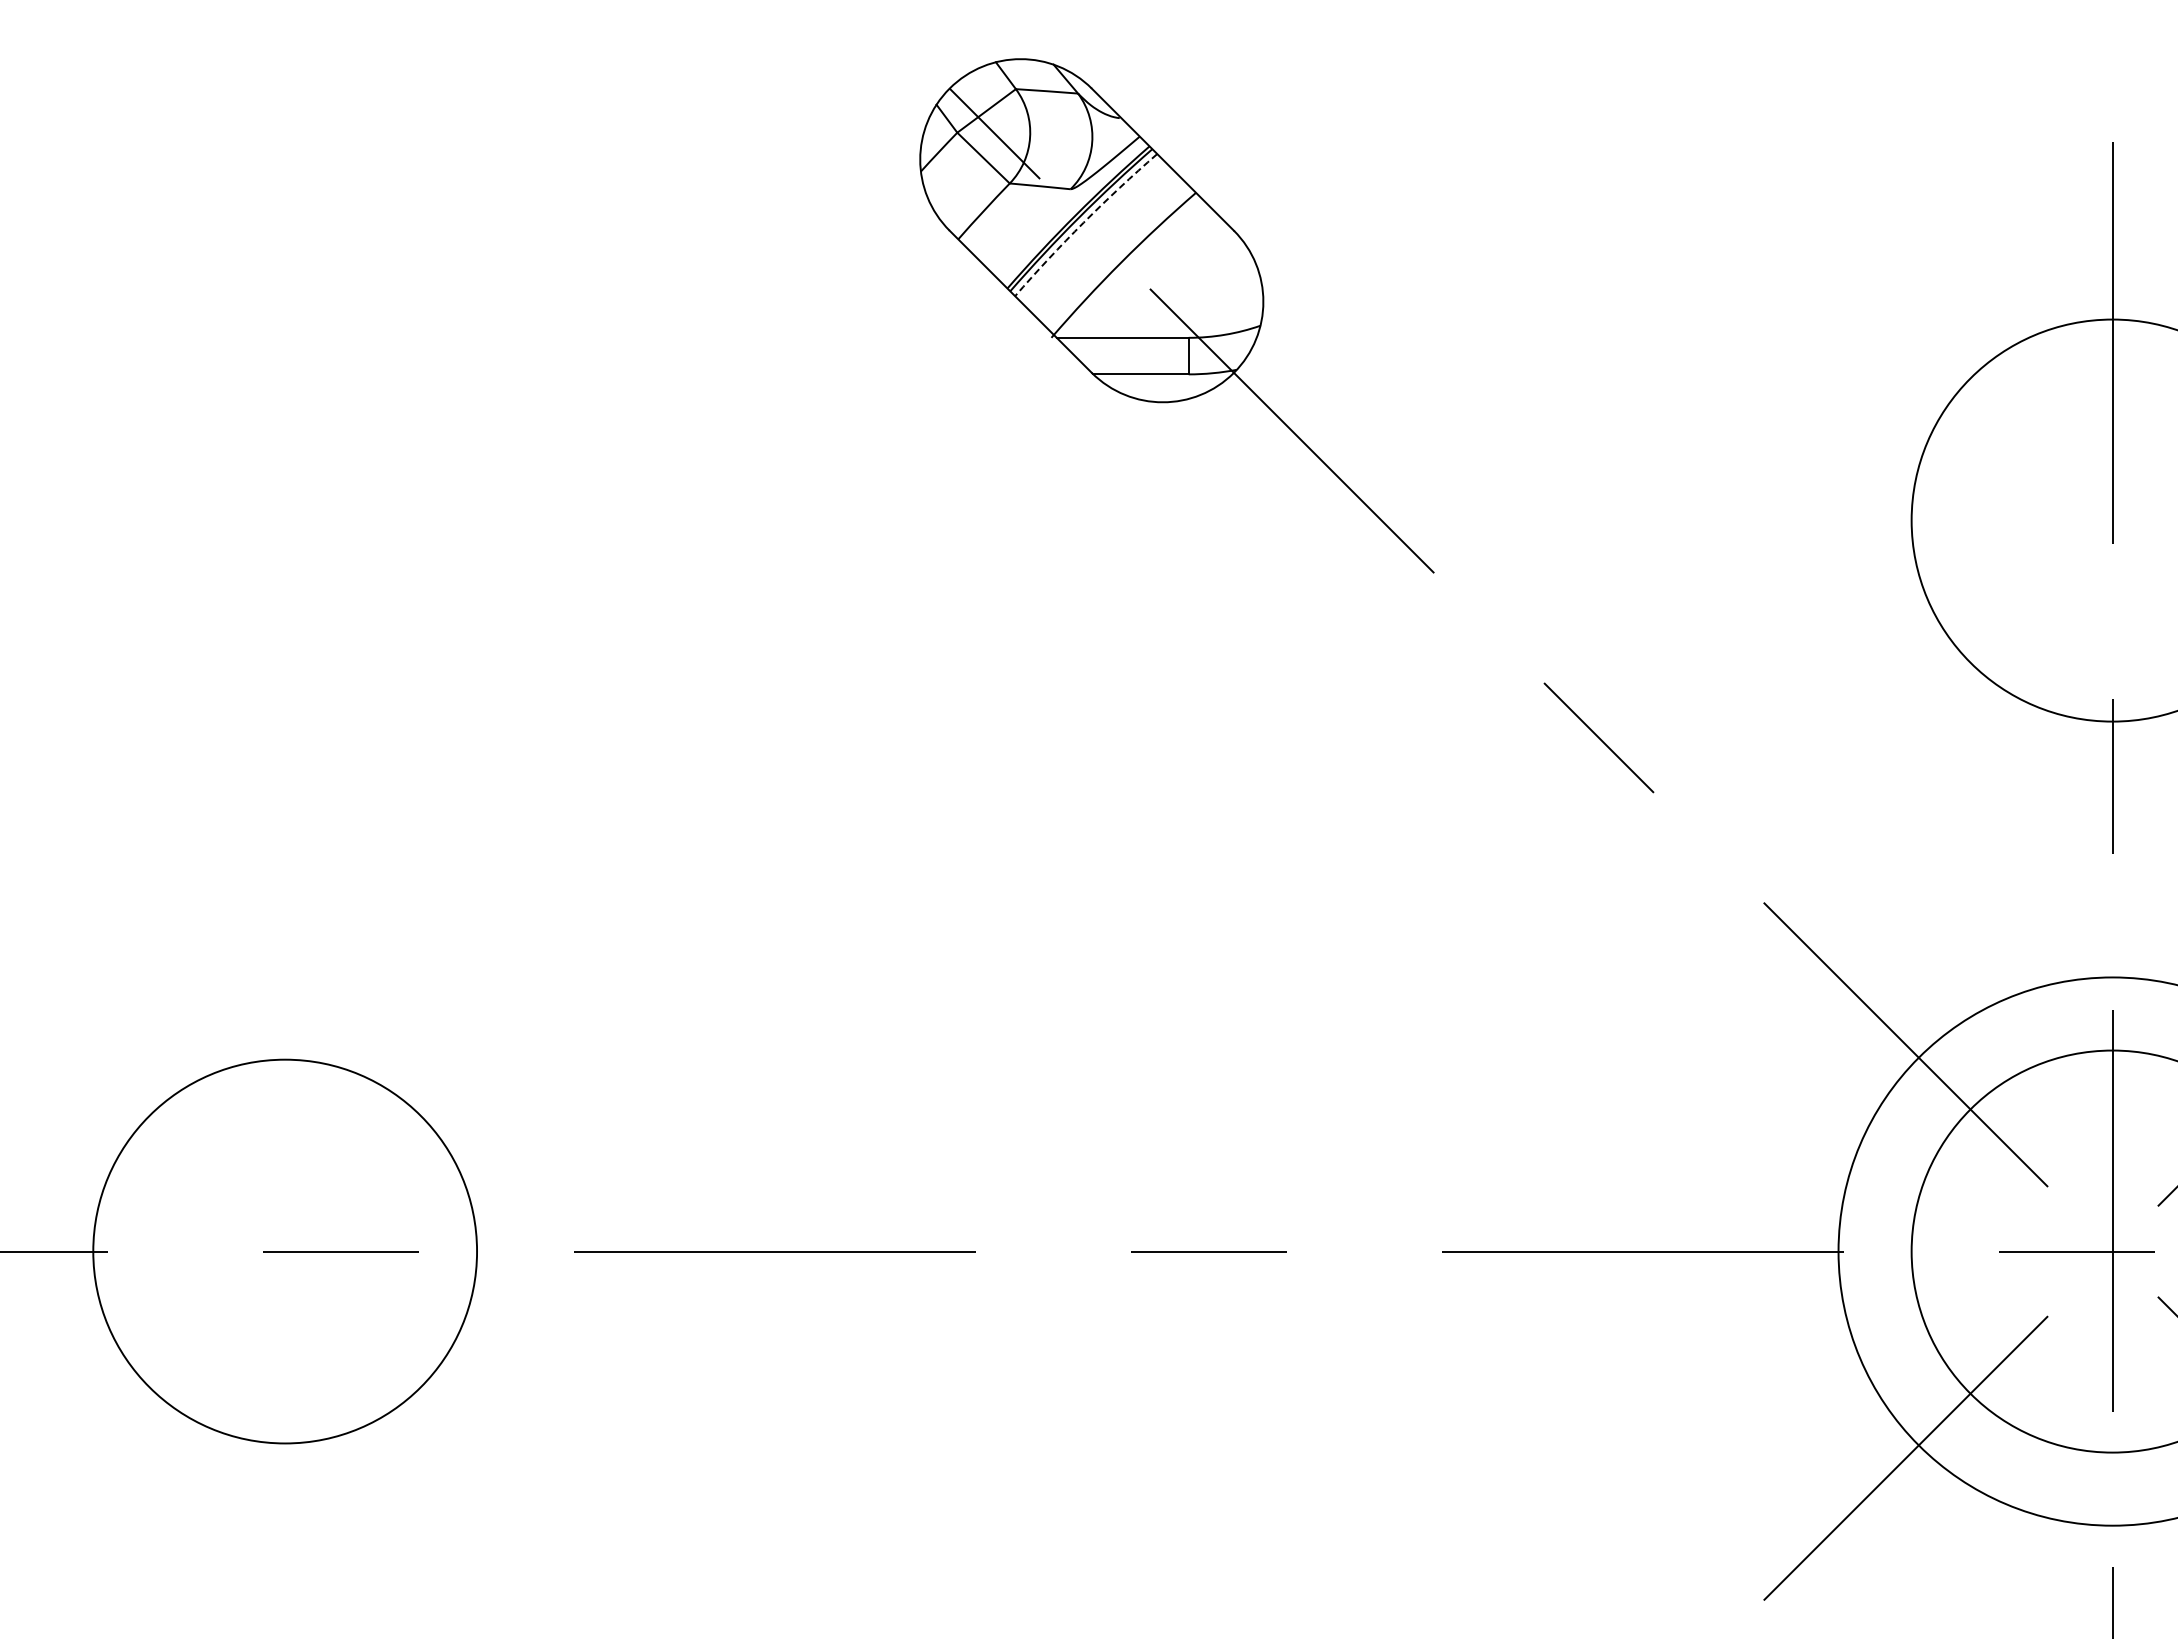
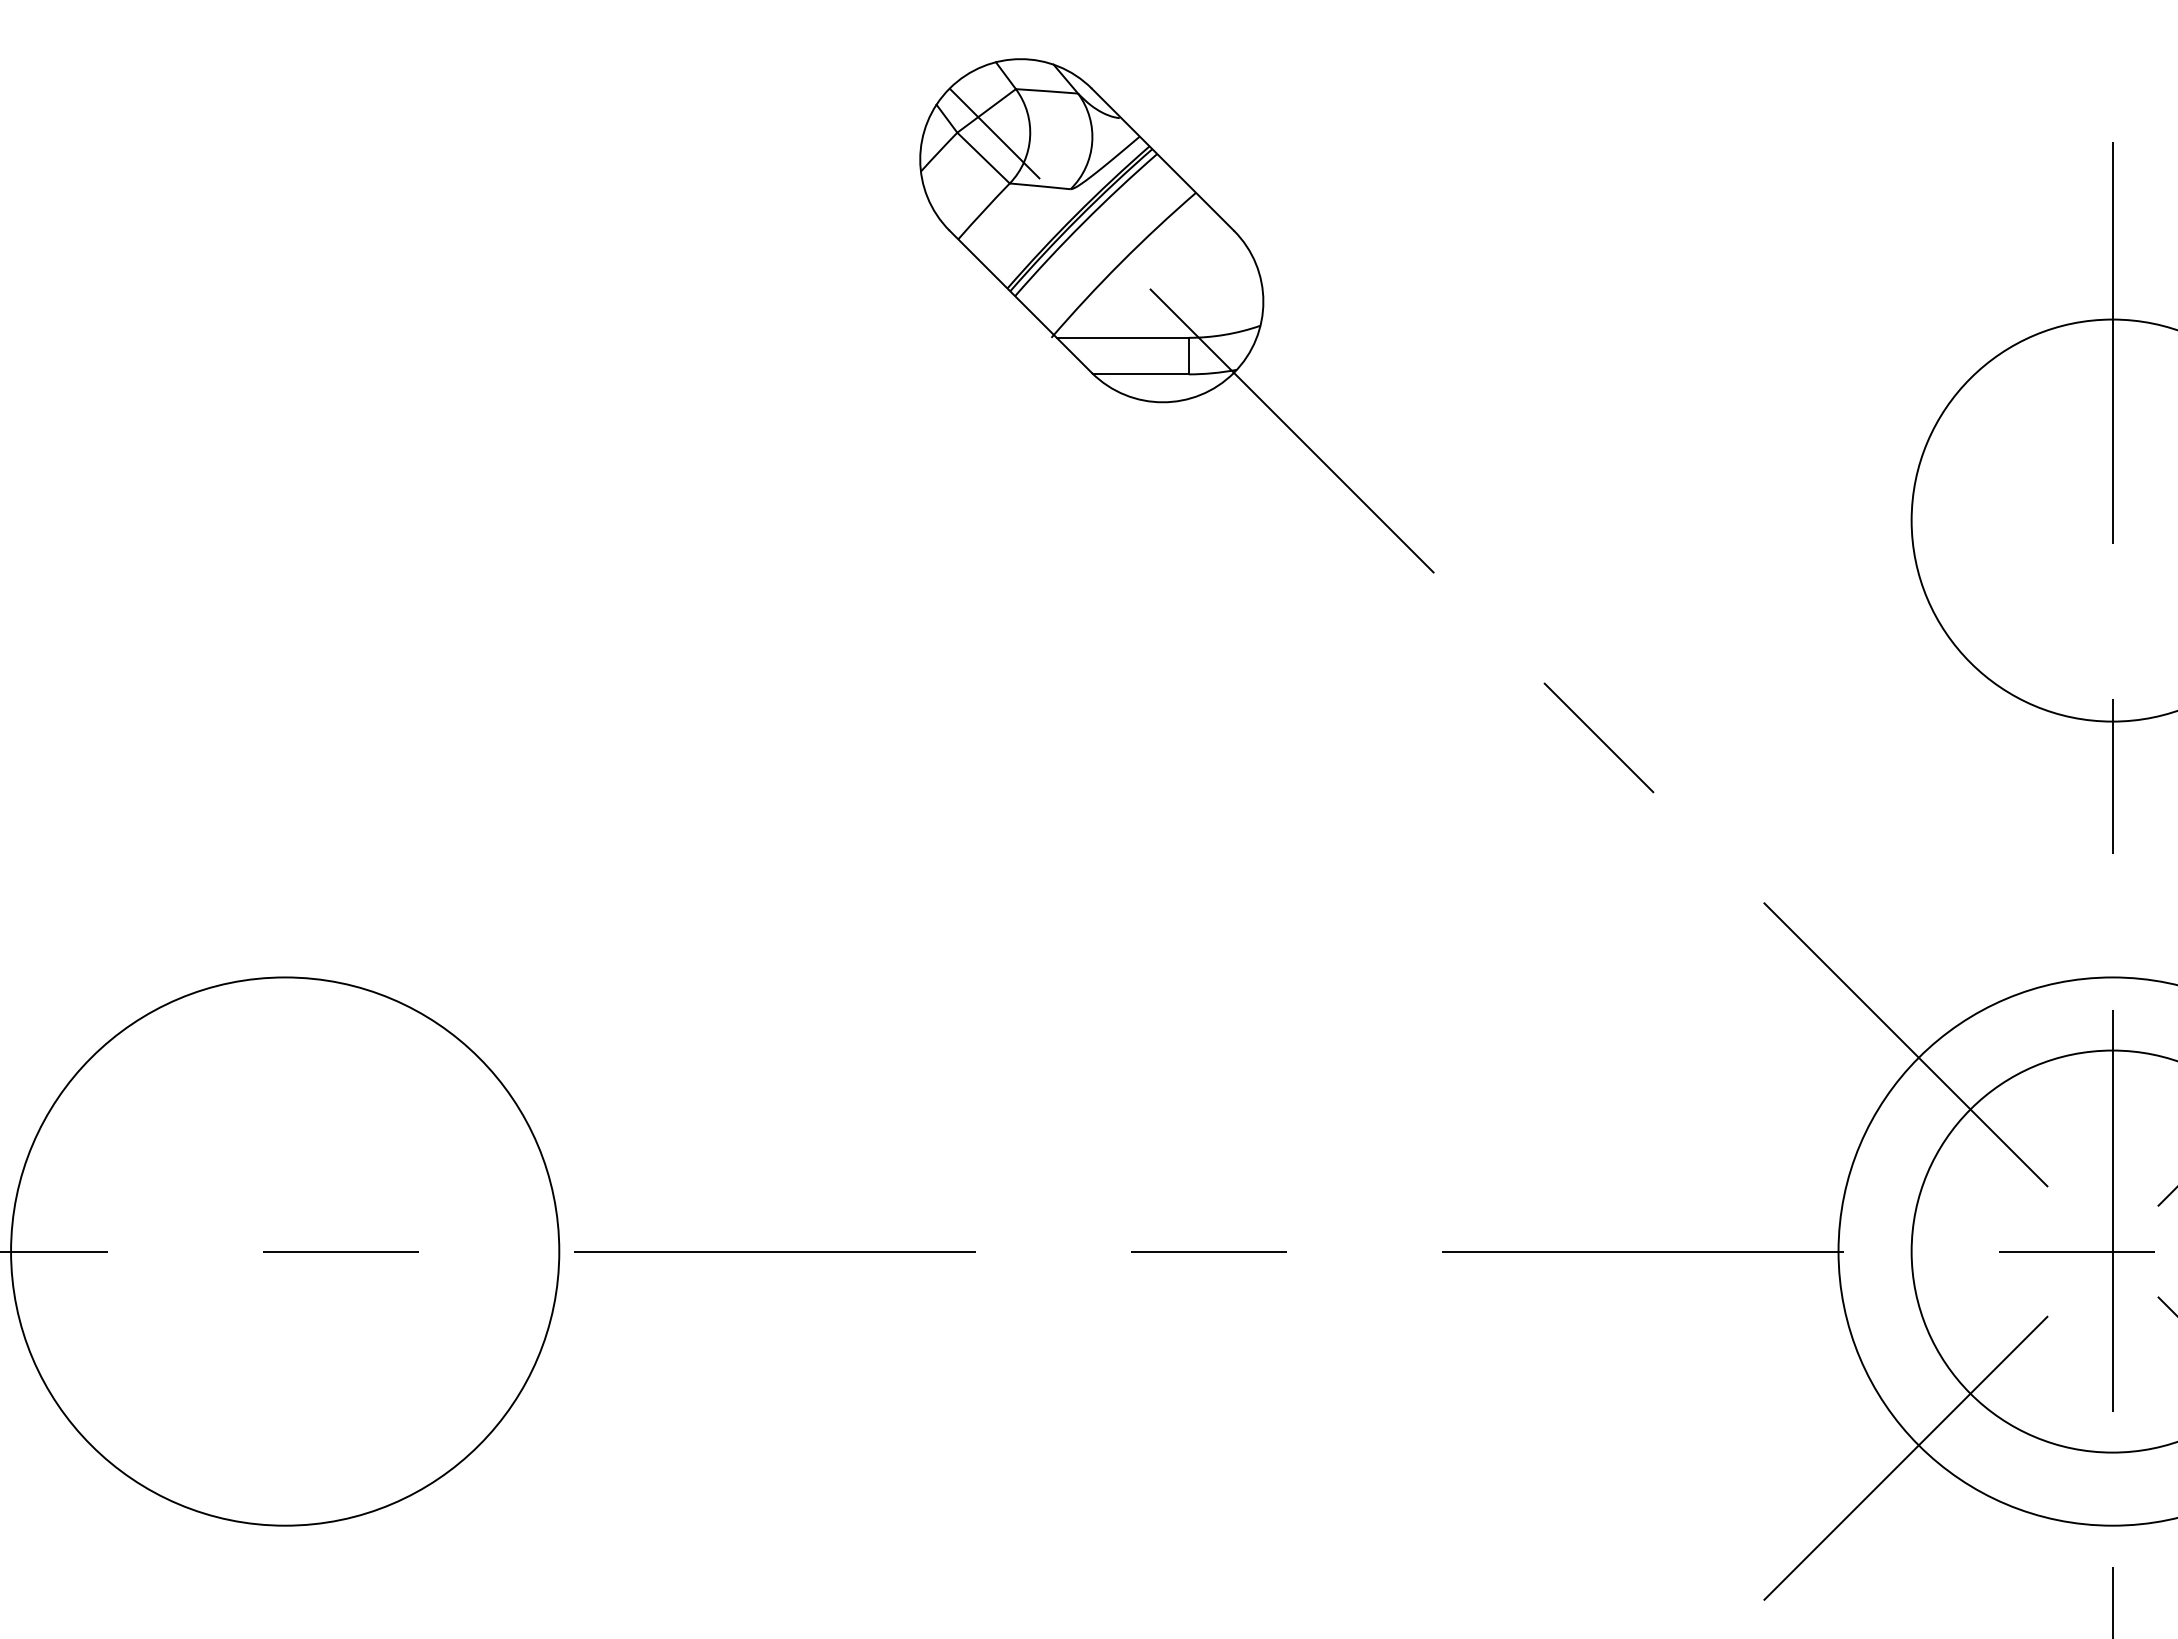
arc: dashed -> solid (1083, 222)
circle diameter: 384 px -> 548 px (285, 1251)
